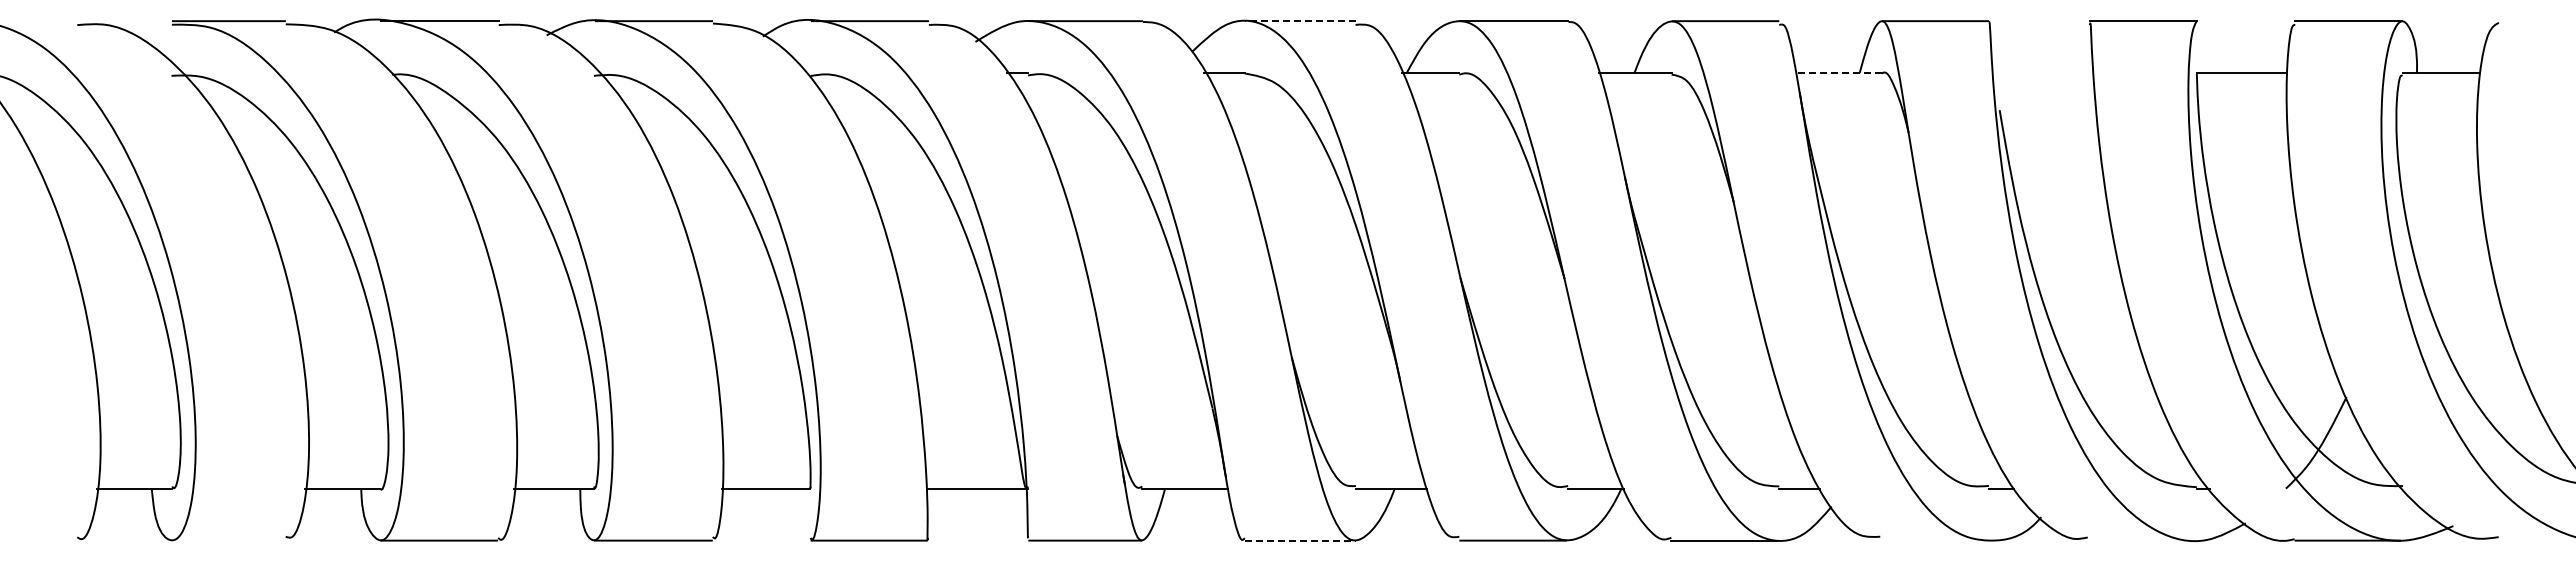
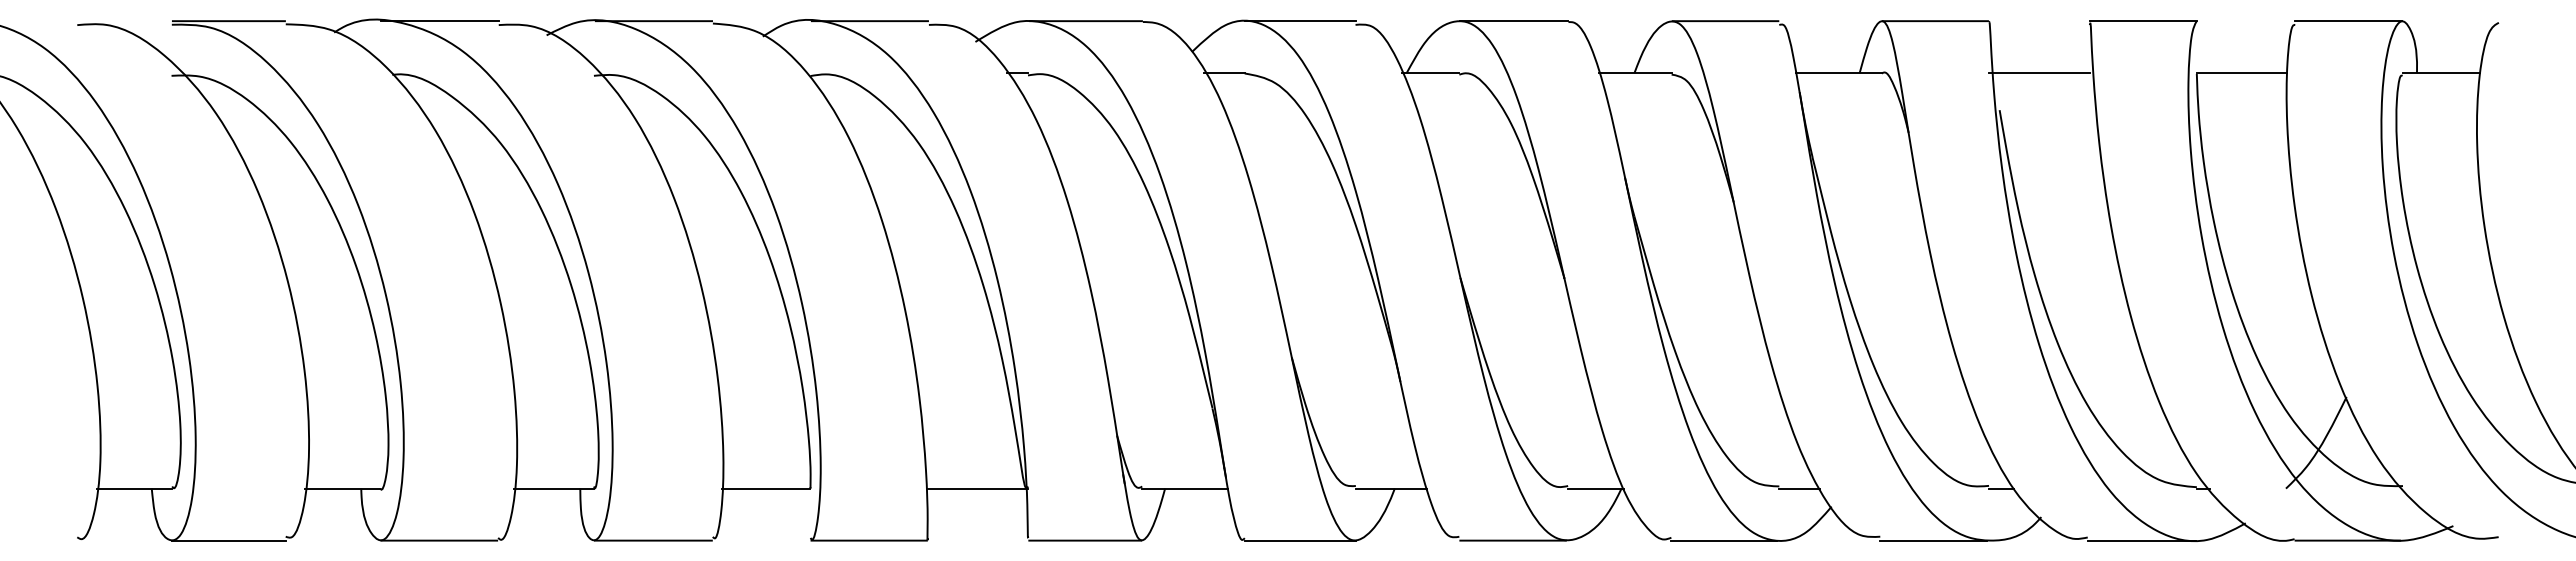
line: dashed -> solid (1299, 21)
line: dashed -> solid (1839, 73)
line: none -> present (2038, 73)
line: none -> present (228, 540)
line: dashed -> solid (1300, 540)
line: none -> present (1933, 540)
line: none -> present (2141, 540)
